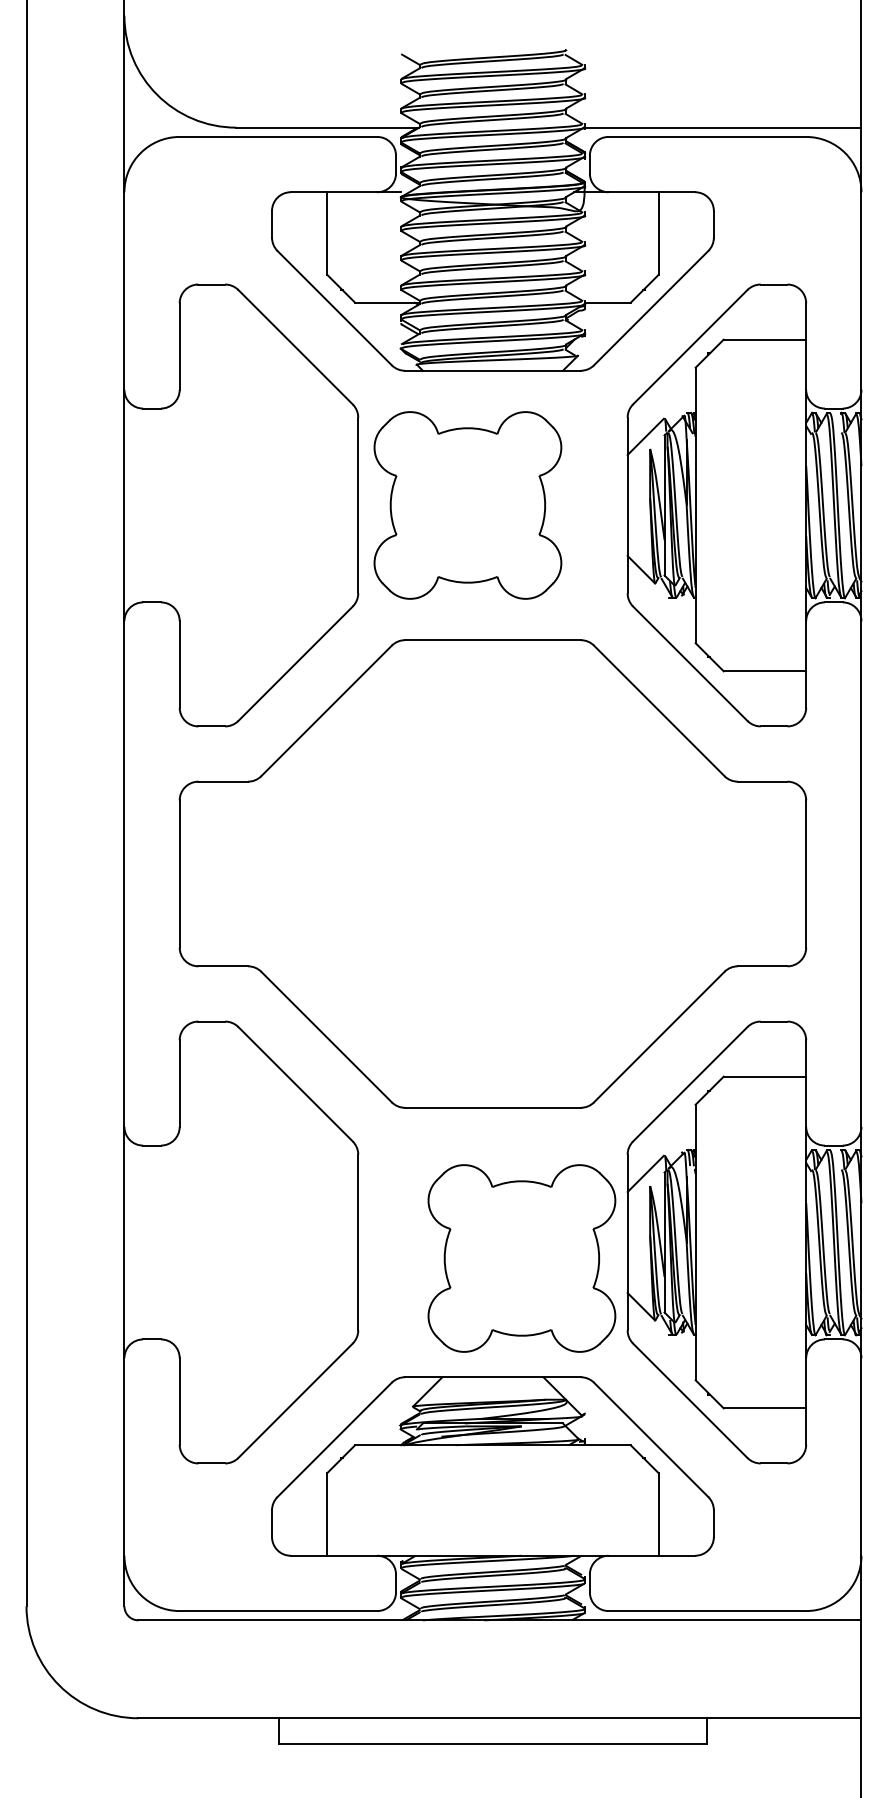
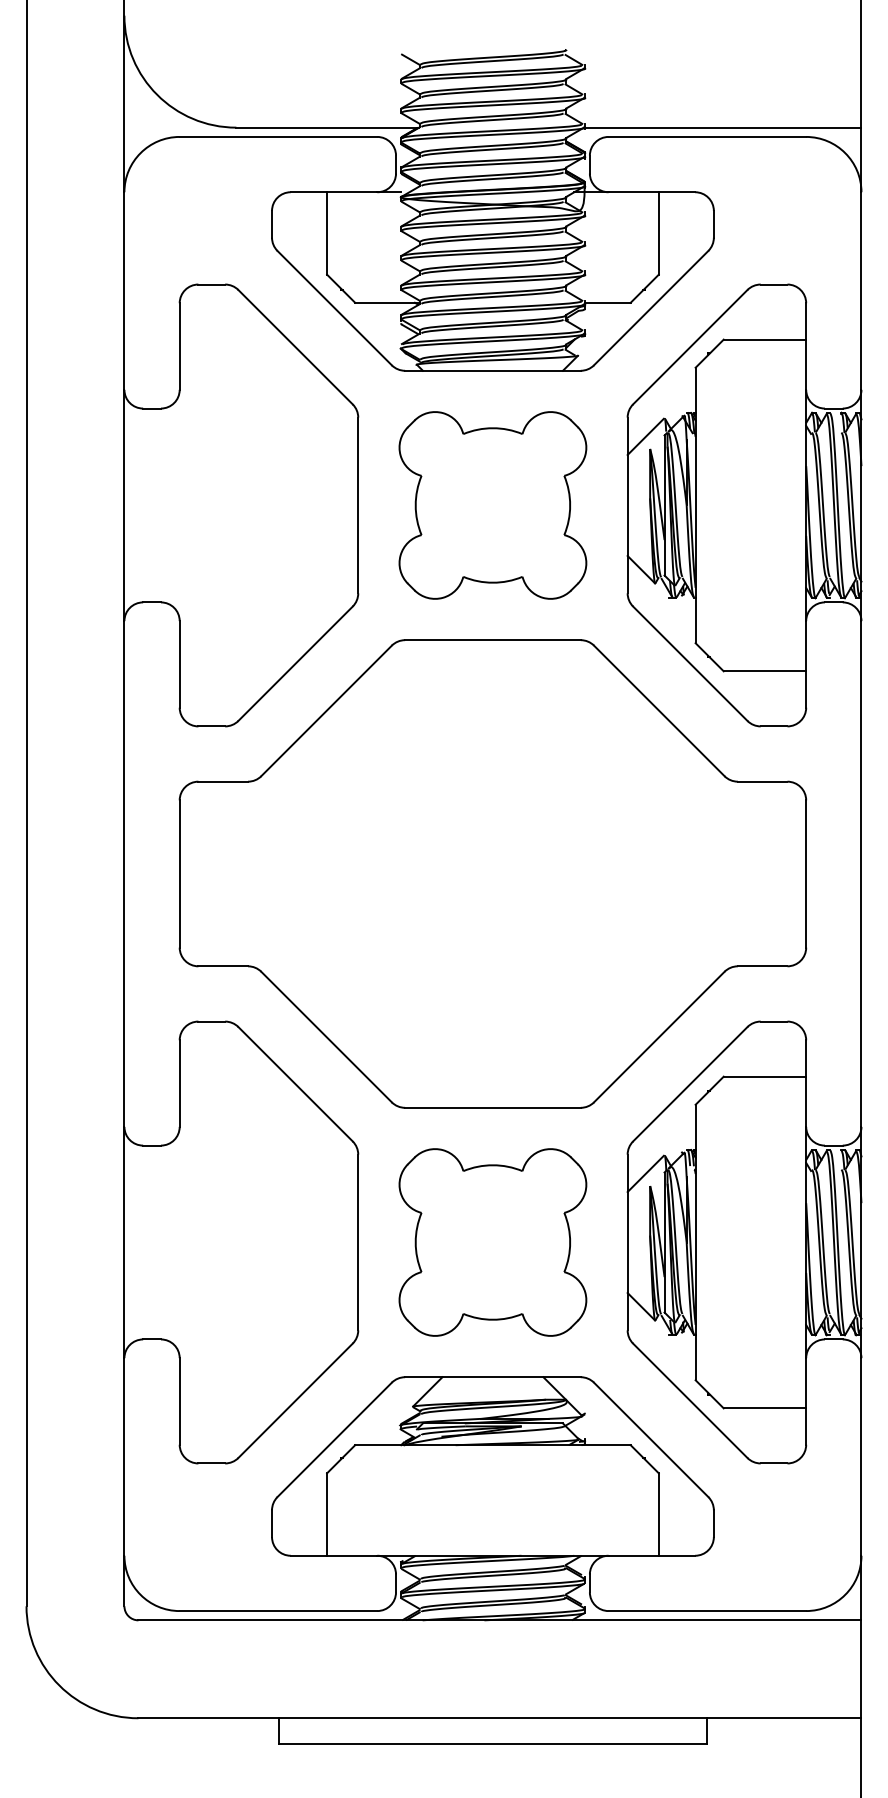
part position: (467, 505) -> (492, 505) (492, 505)
part position: (521, 1258) -> (492, 1242) (492, 1242)
